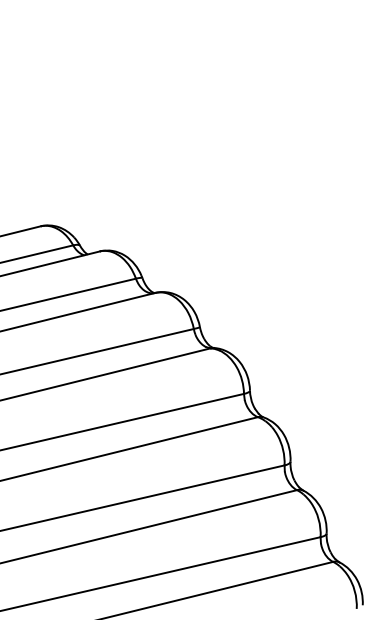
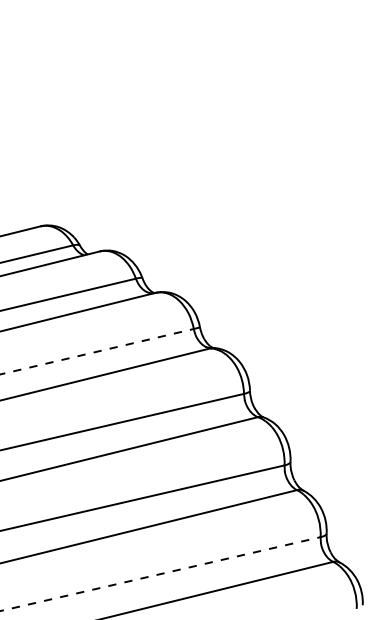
line: solid -> dashed (97, 351)
line: solid -> dashed (160, 574)
